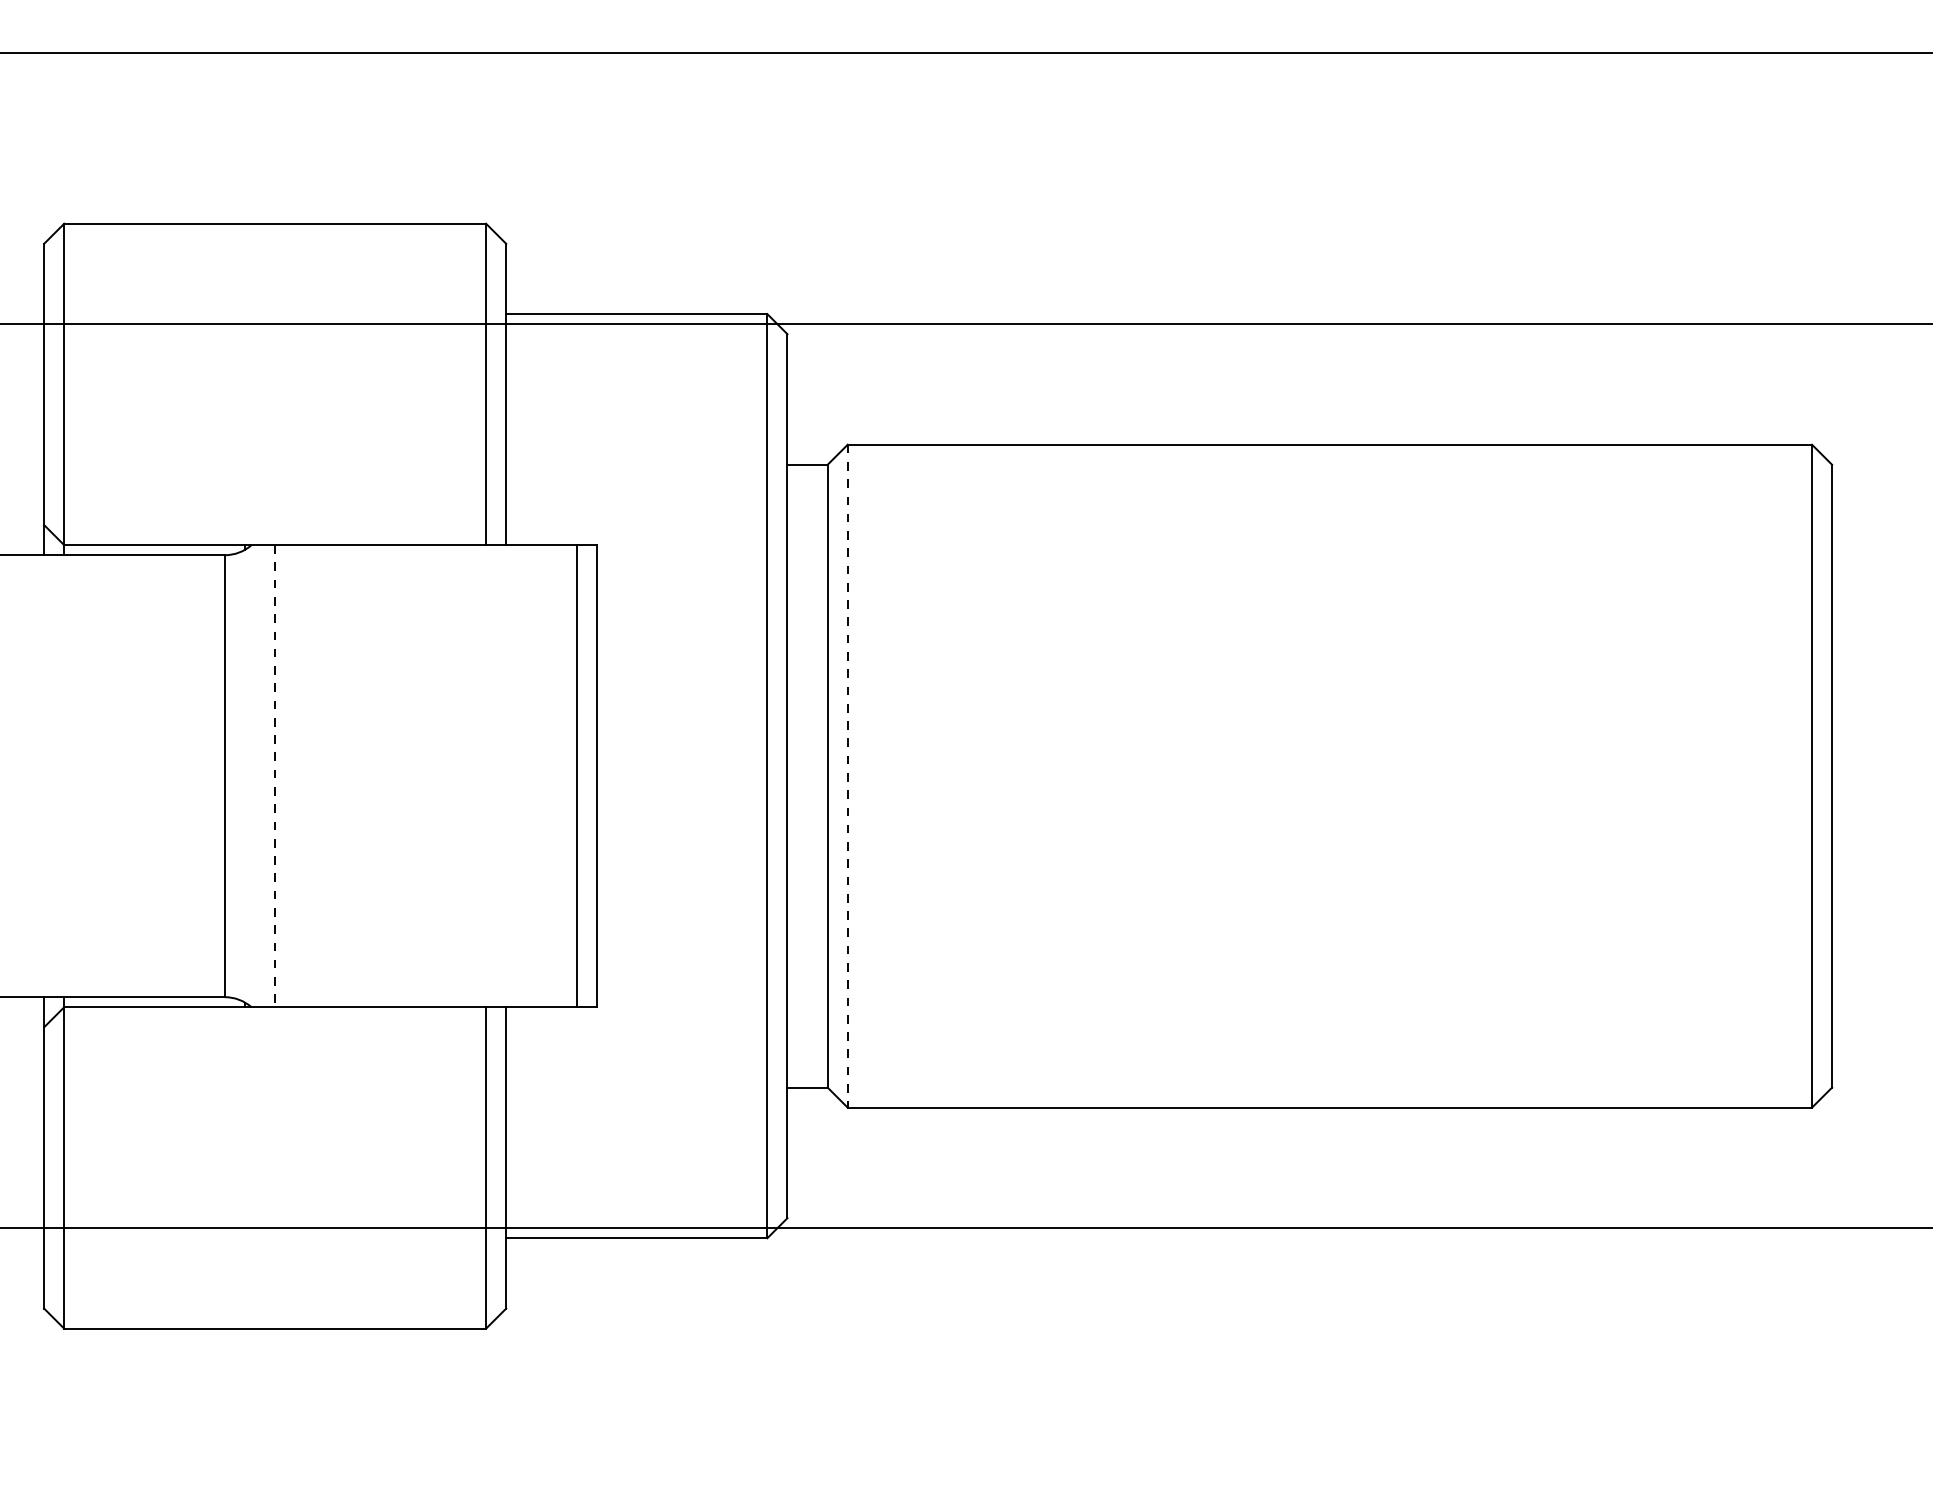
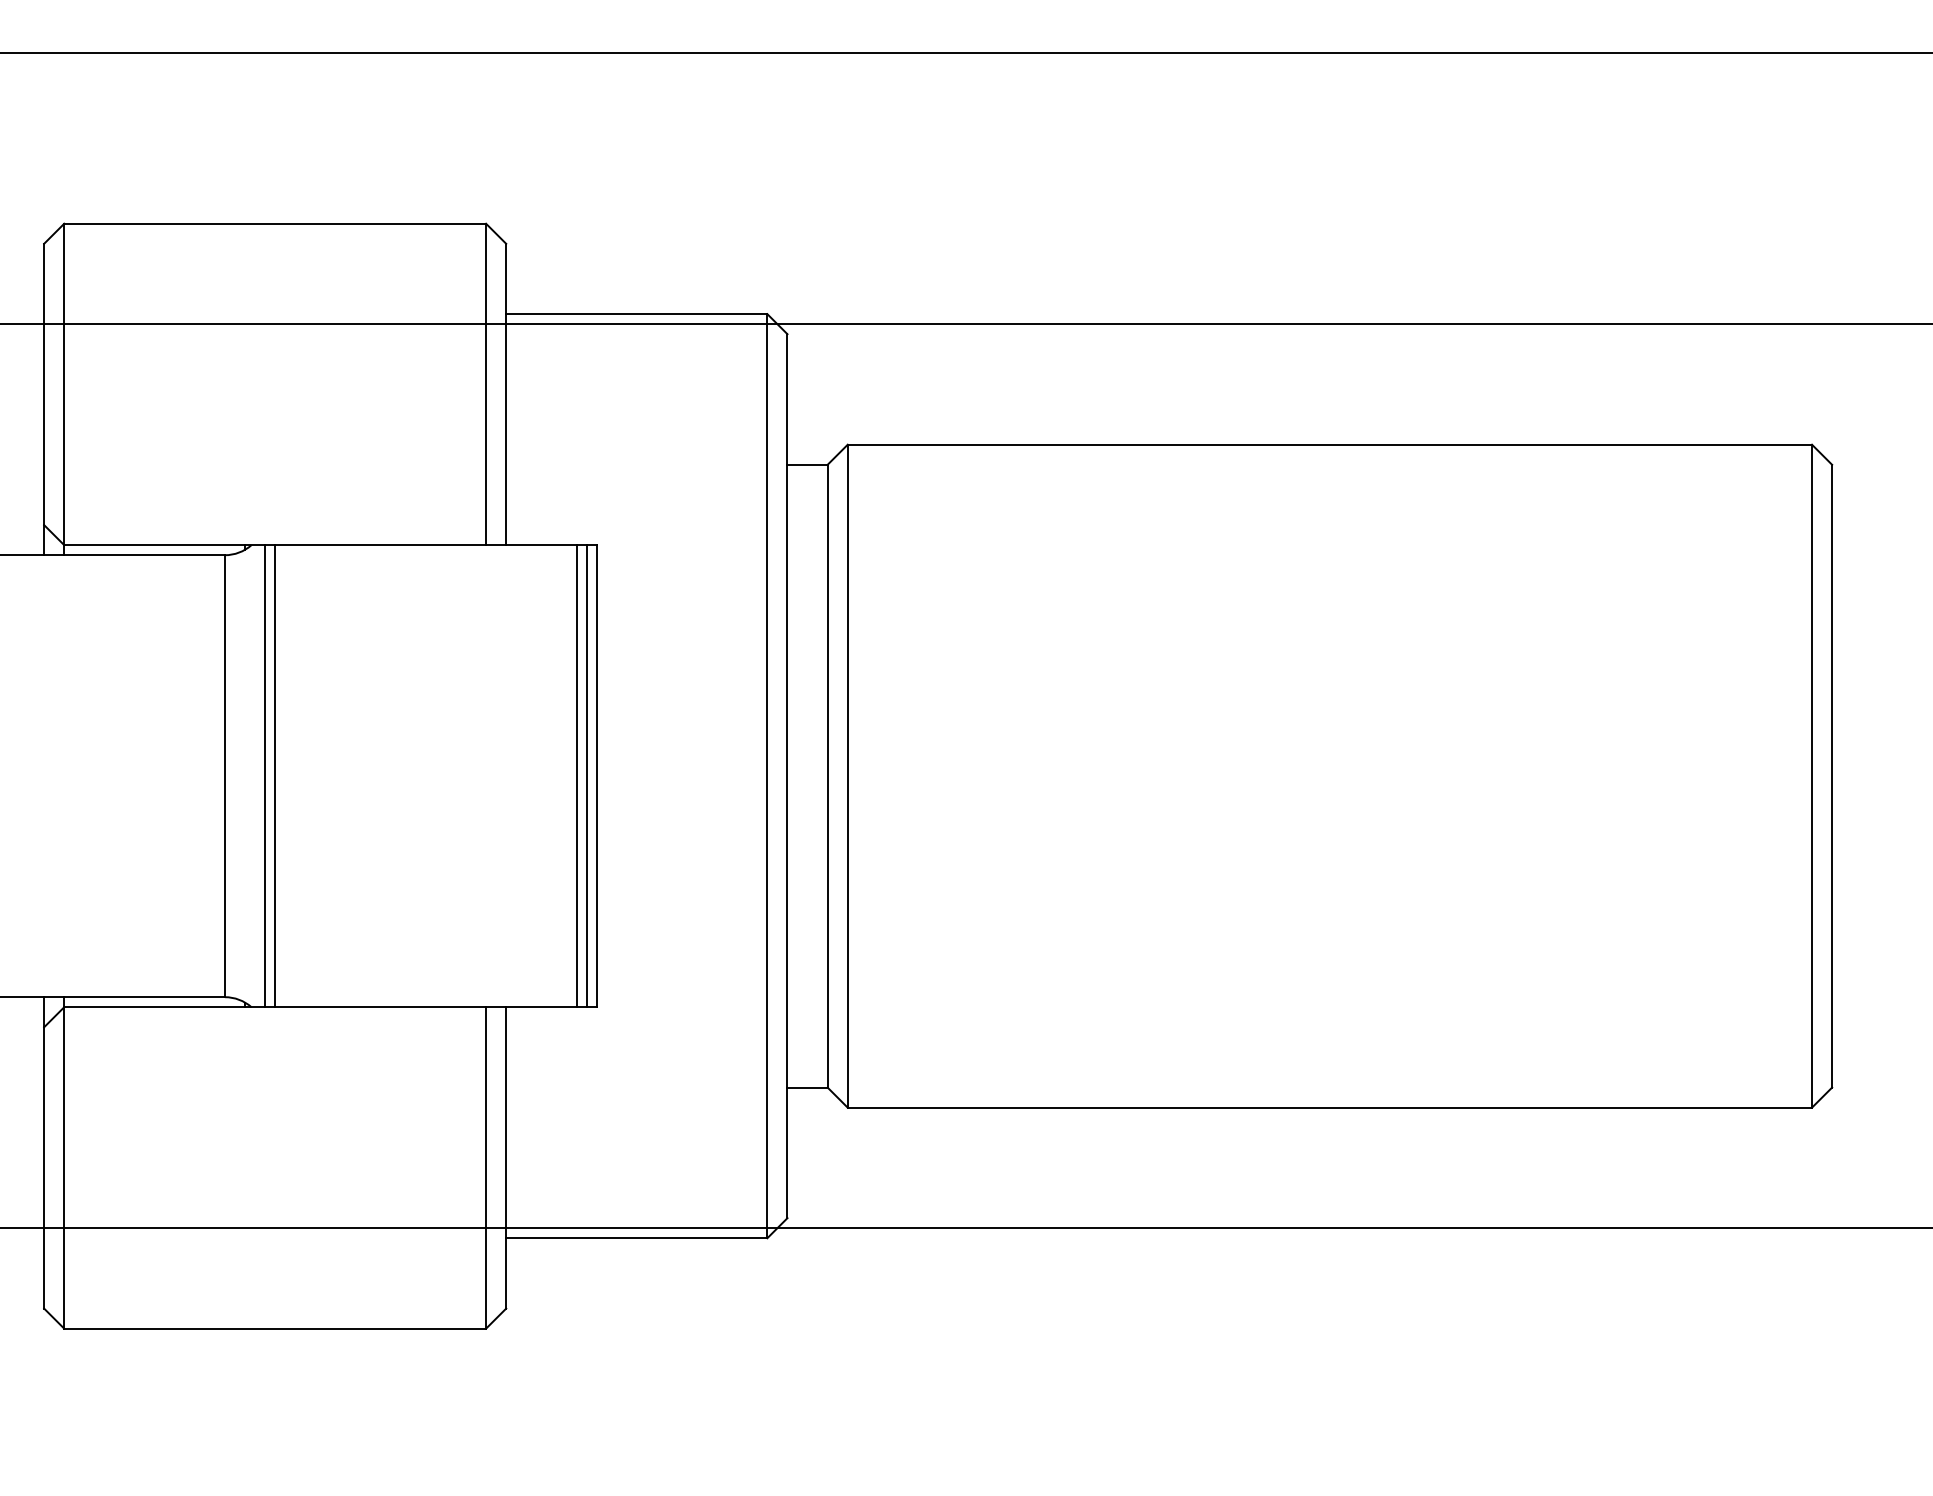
line: none -> present (265, 776)
line: dashed -> solid (275, 776)
line: none -> present (586, 776)
line: dashed -> solid (847, 776)
